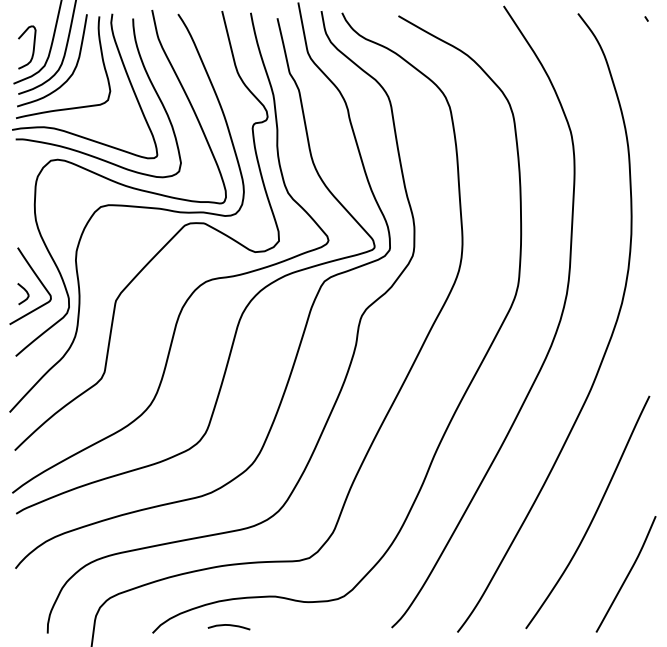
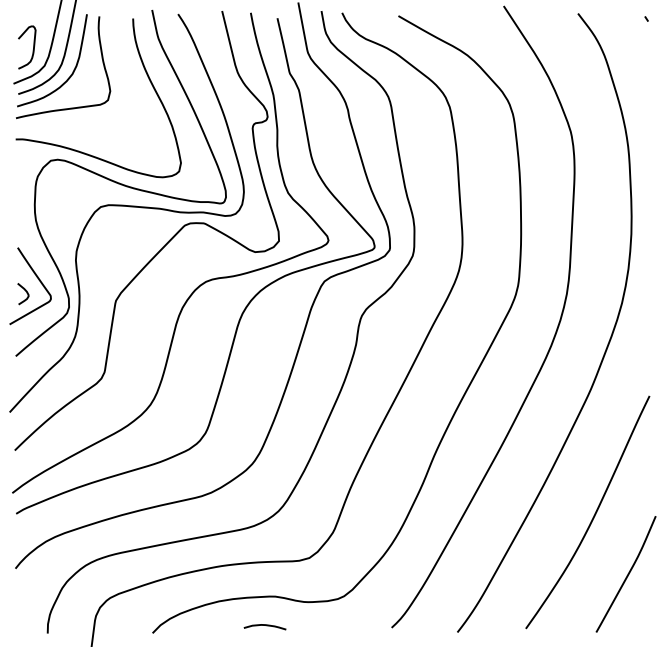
curve: present -> none (125, 73)
curve position: (228, 625) -> (264, 625) (264, 625)
